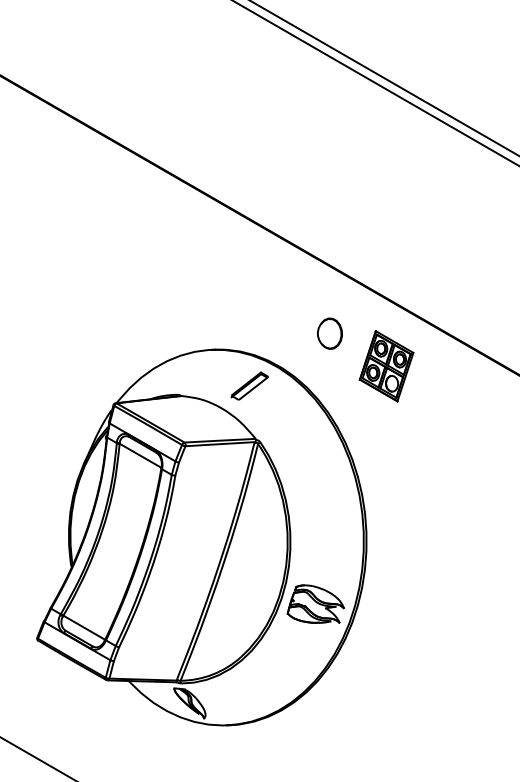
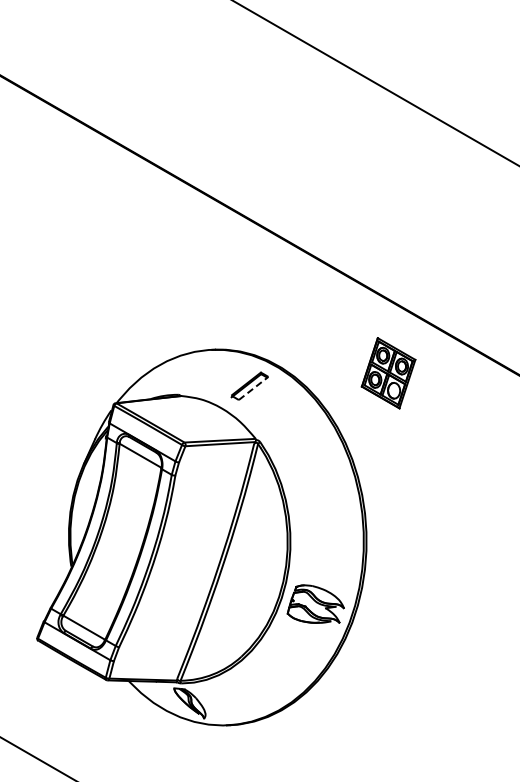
line: present -> none (384, 78)
part: present -> none (329, 333)
part position: (386, 366) -> (388, 373) (388, 373)
line: solid -> dashed (254, 387)
